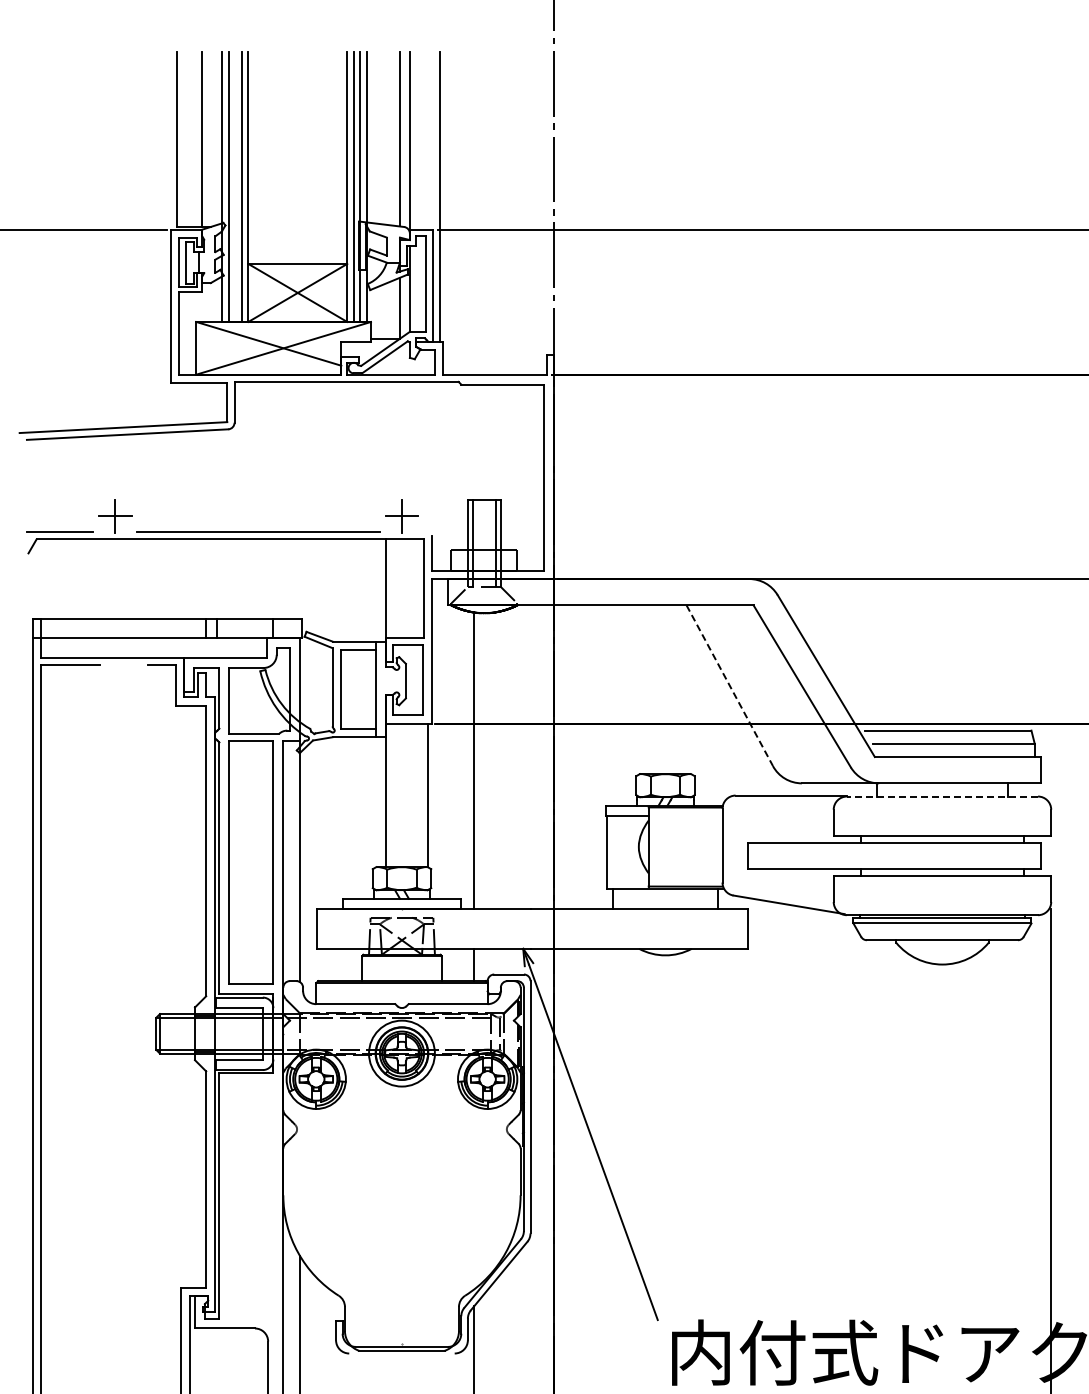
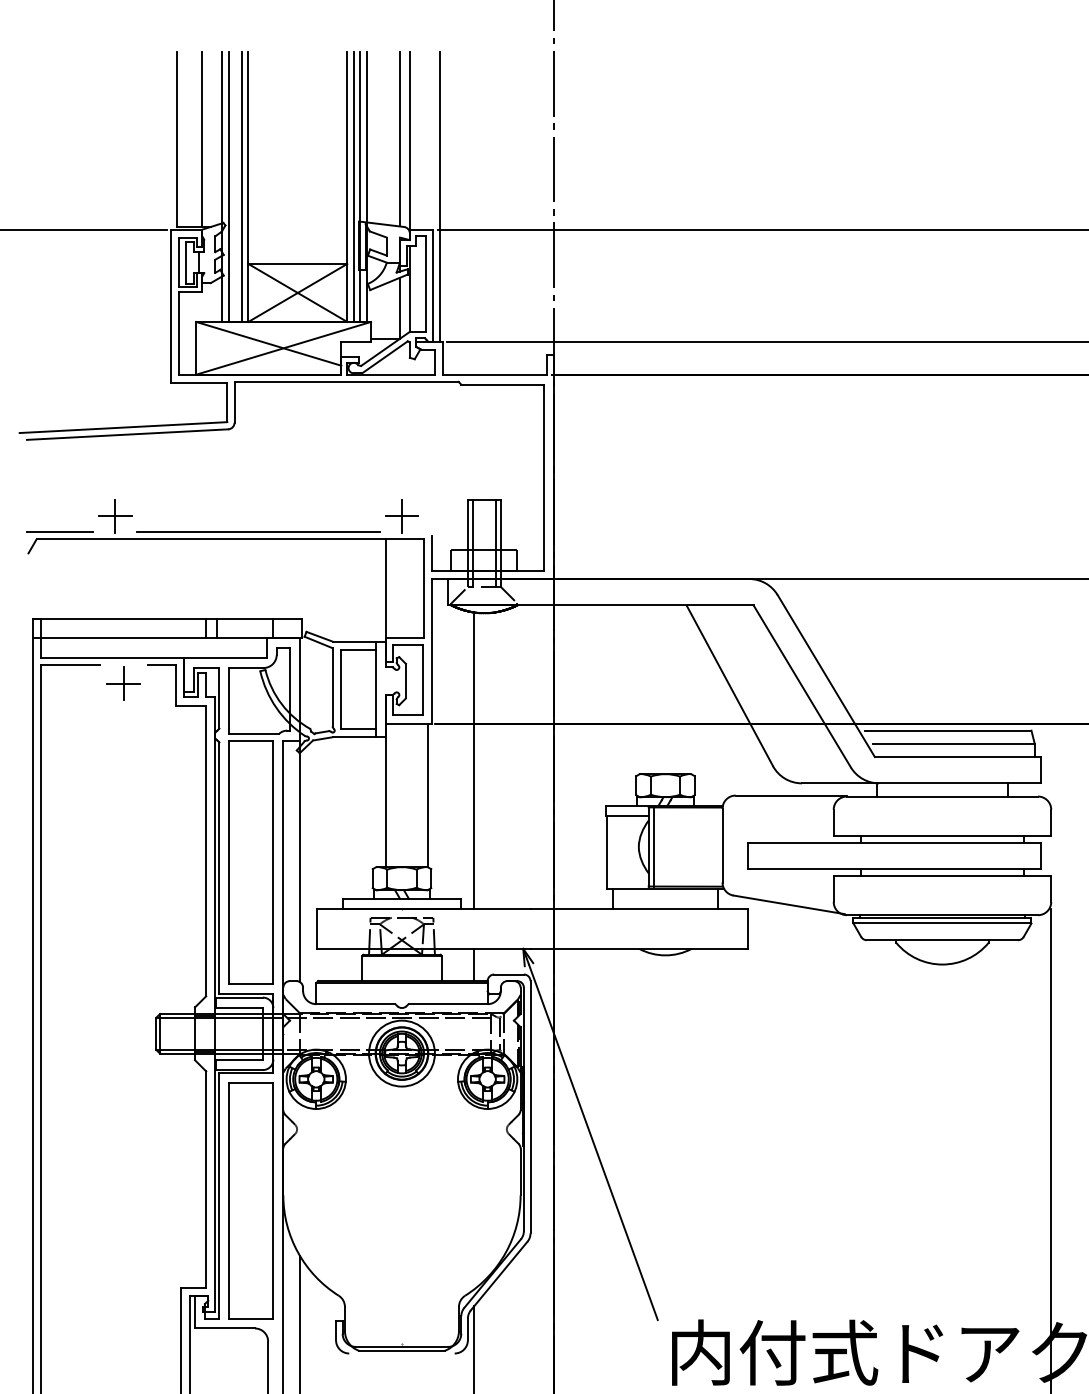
line: none -> present (766, 341)
part: none -> present (123, 683)
line: dashed -> solid (730, 686)
line: dashed -> solid (942, 796)
line: none -> present (653, 846)
part: none -> present (250, 1200)
